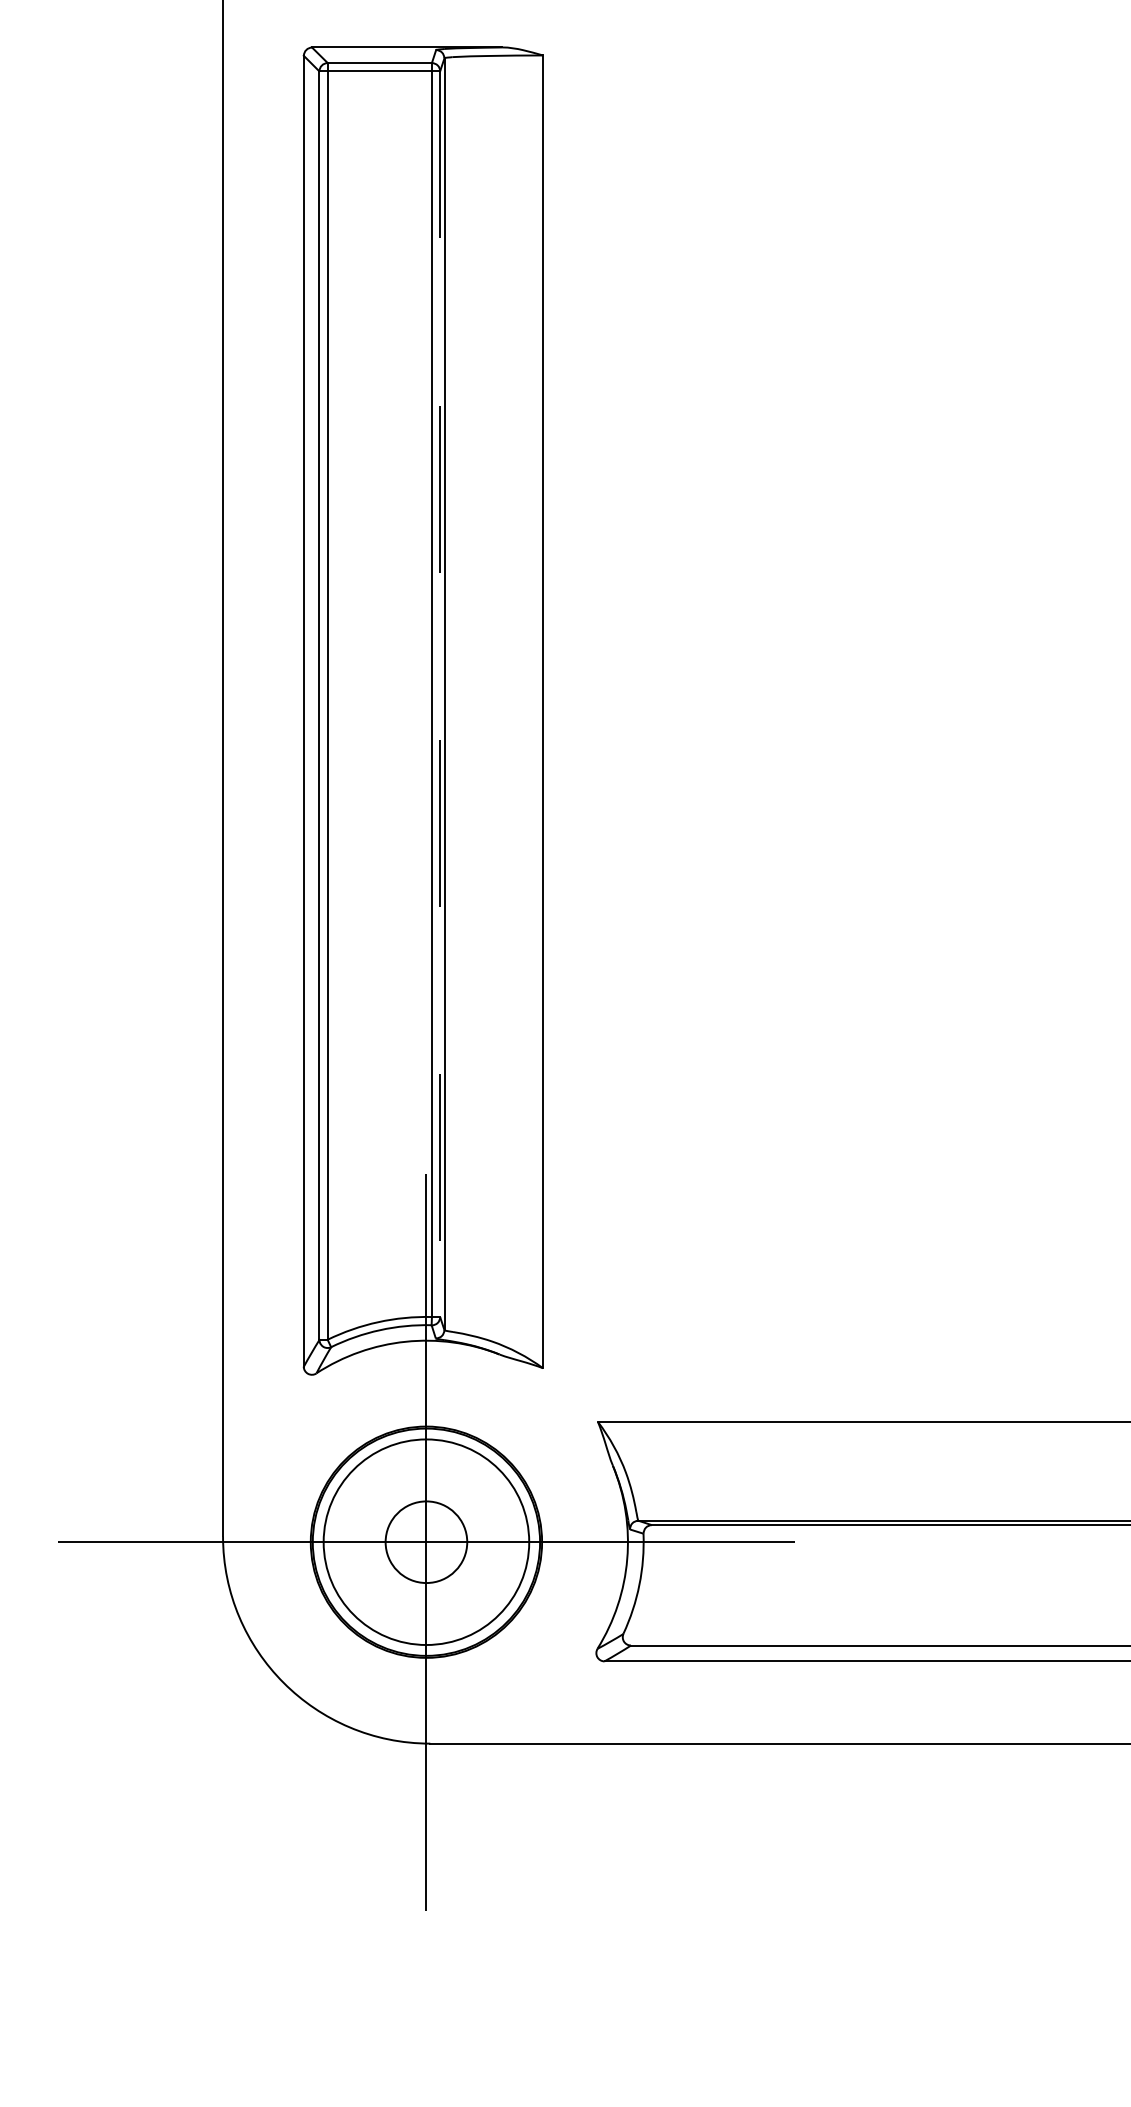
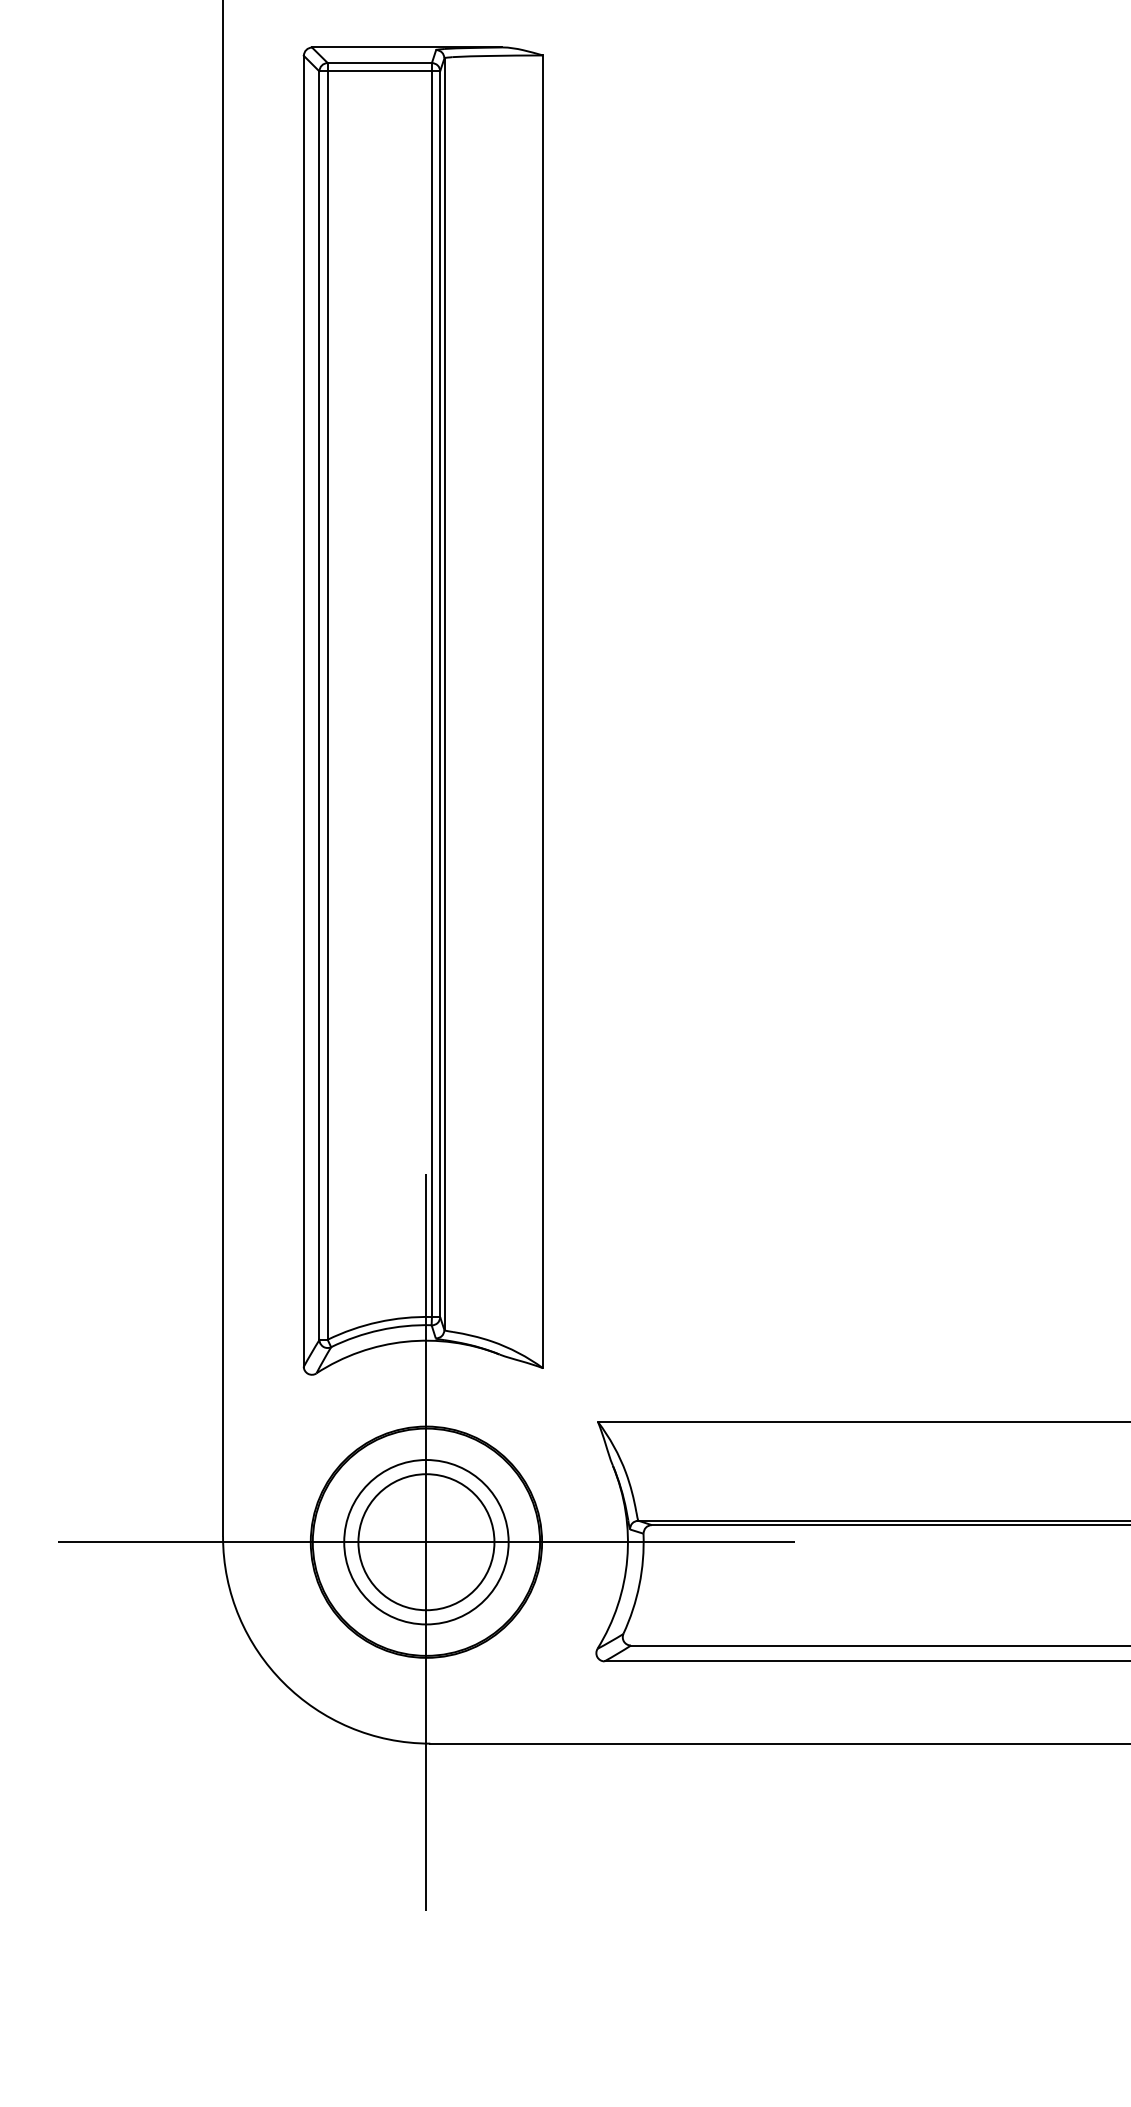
line: dashed -> solid (440, 694)
circle diameter: 206 px -> 164 px (426, 1542)
circle diameter: 82 px -> 136 px (426, 1542)
